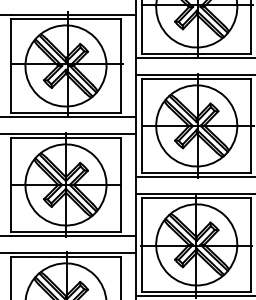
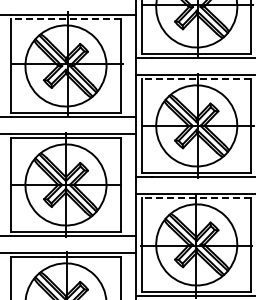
line: solid -> dashed (65, 19)
line: solid -> dashed (196, 79)
line: solid -> dashed (196, 198)
